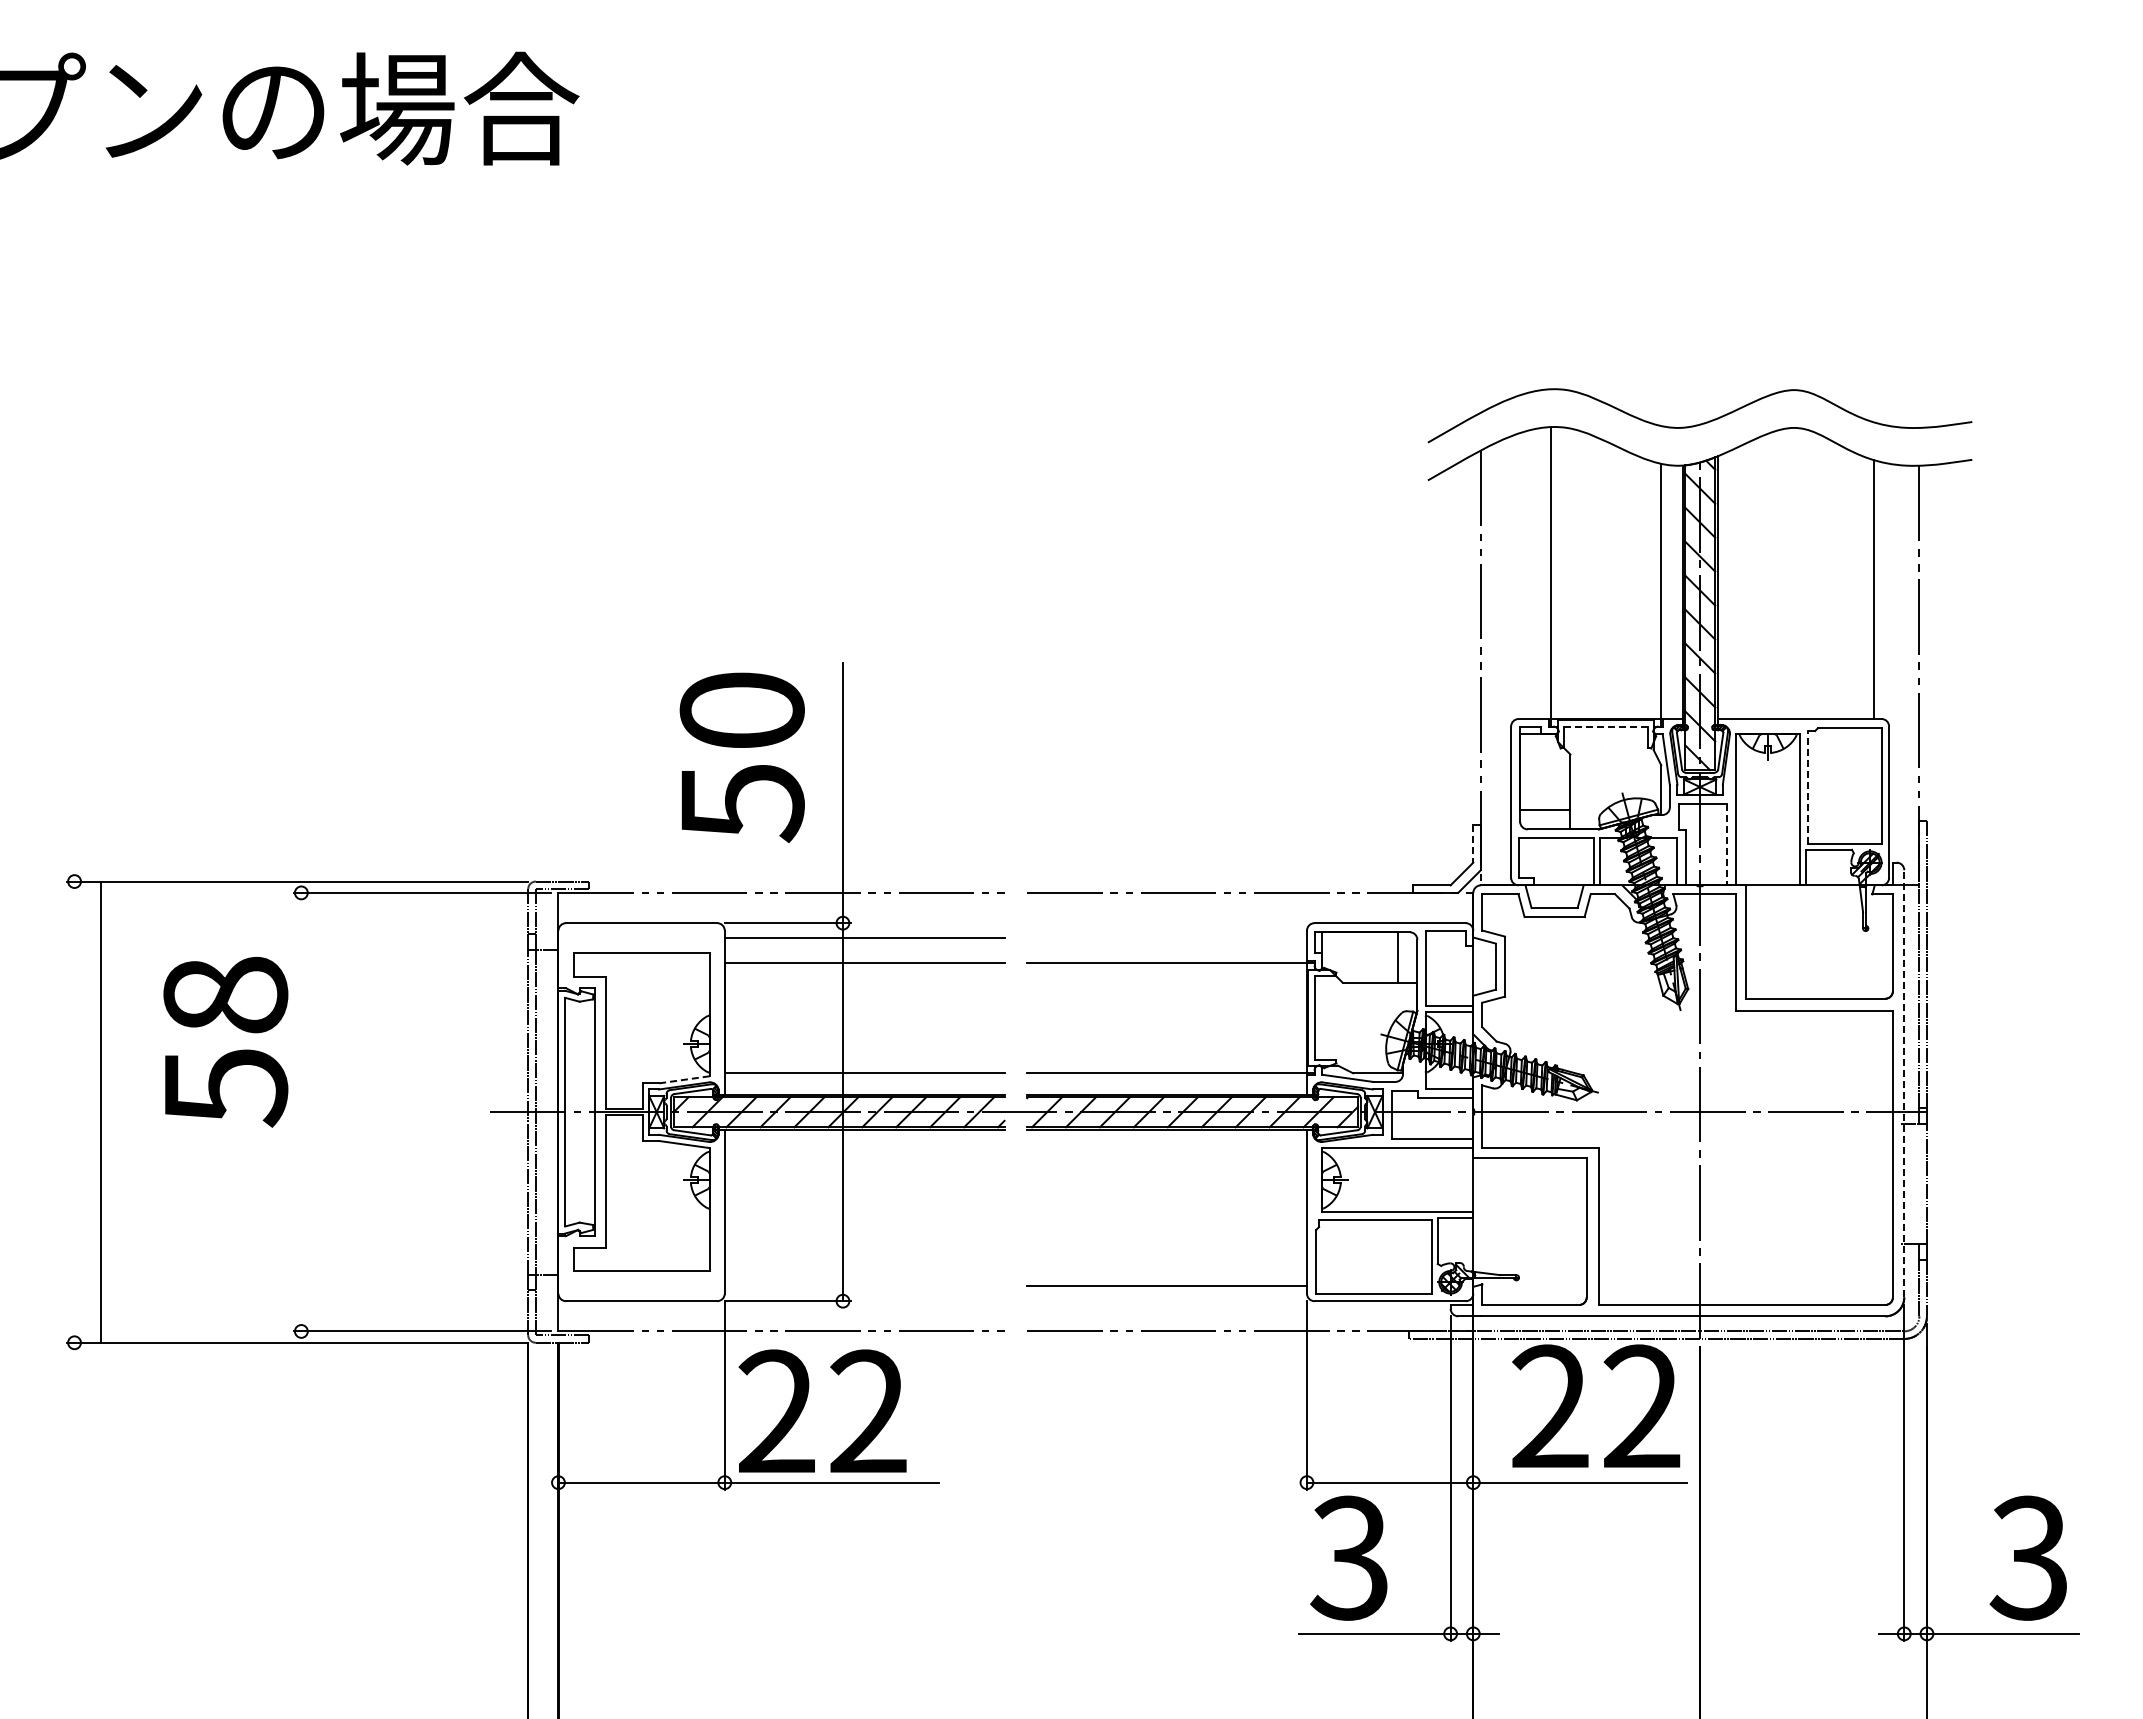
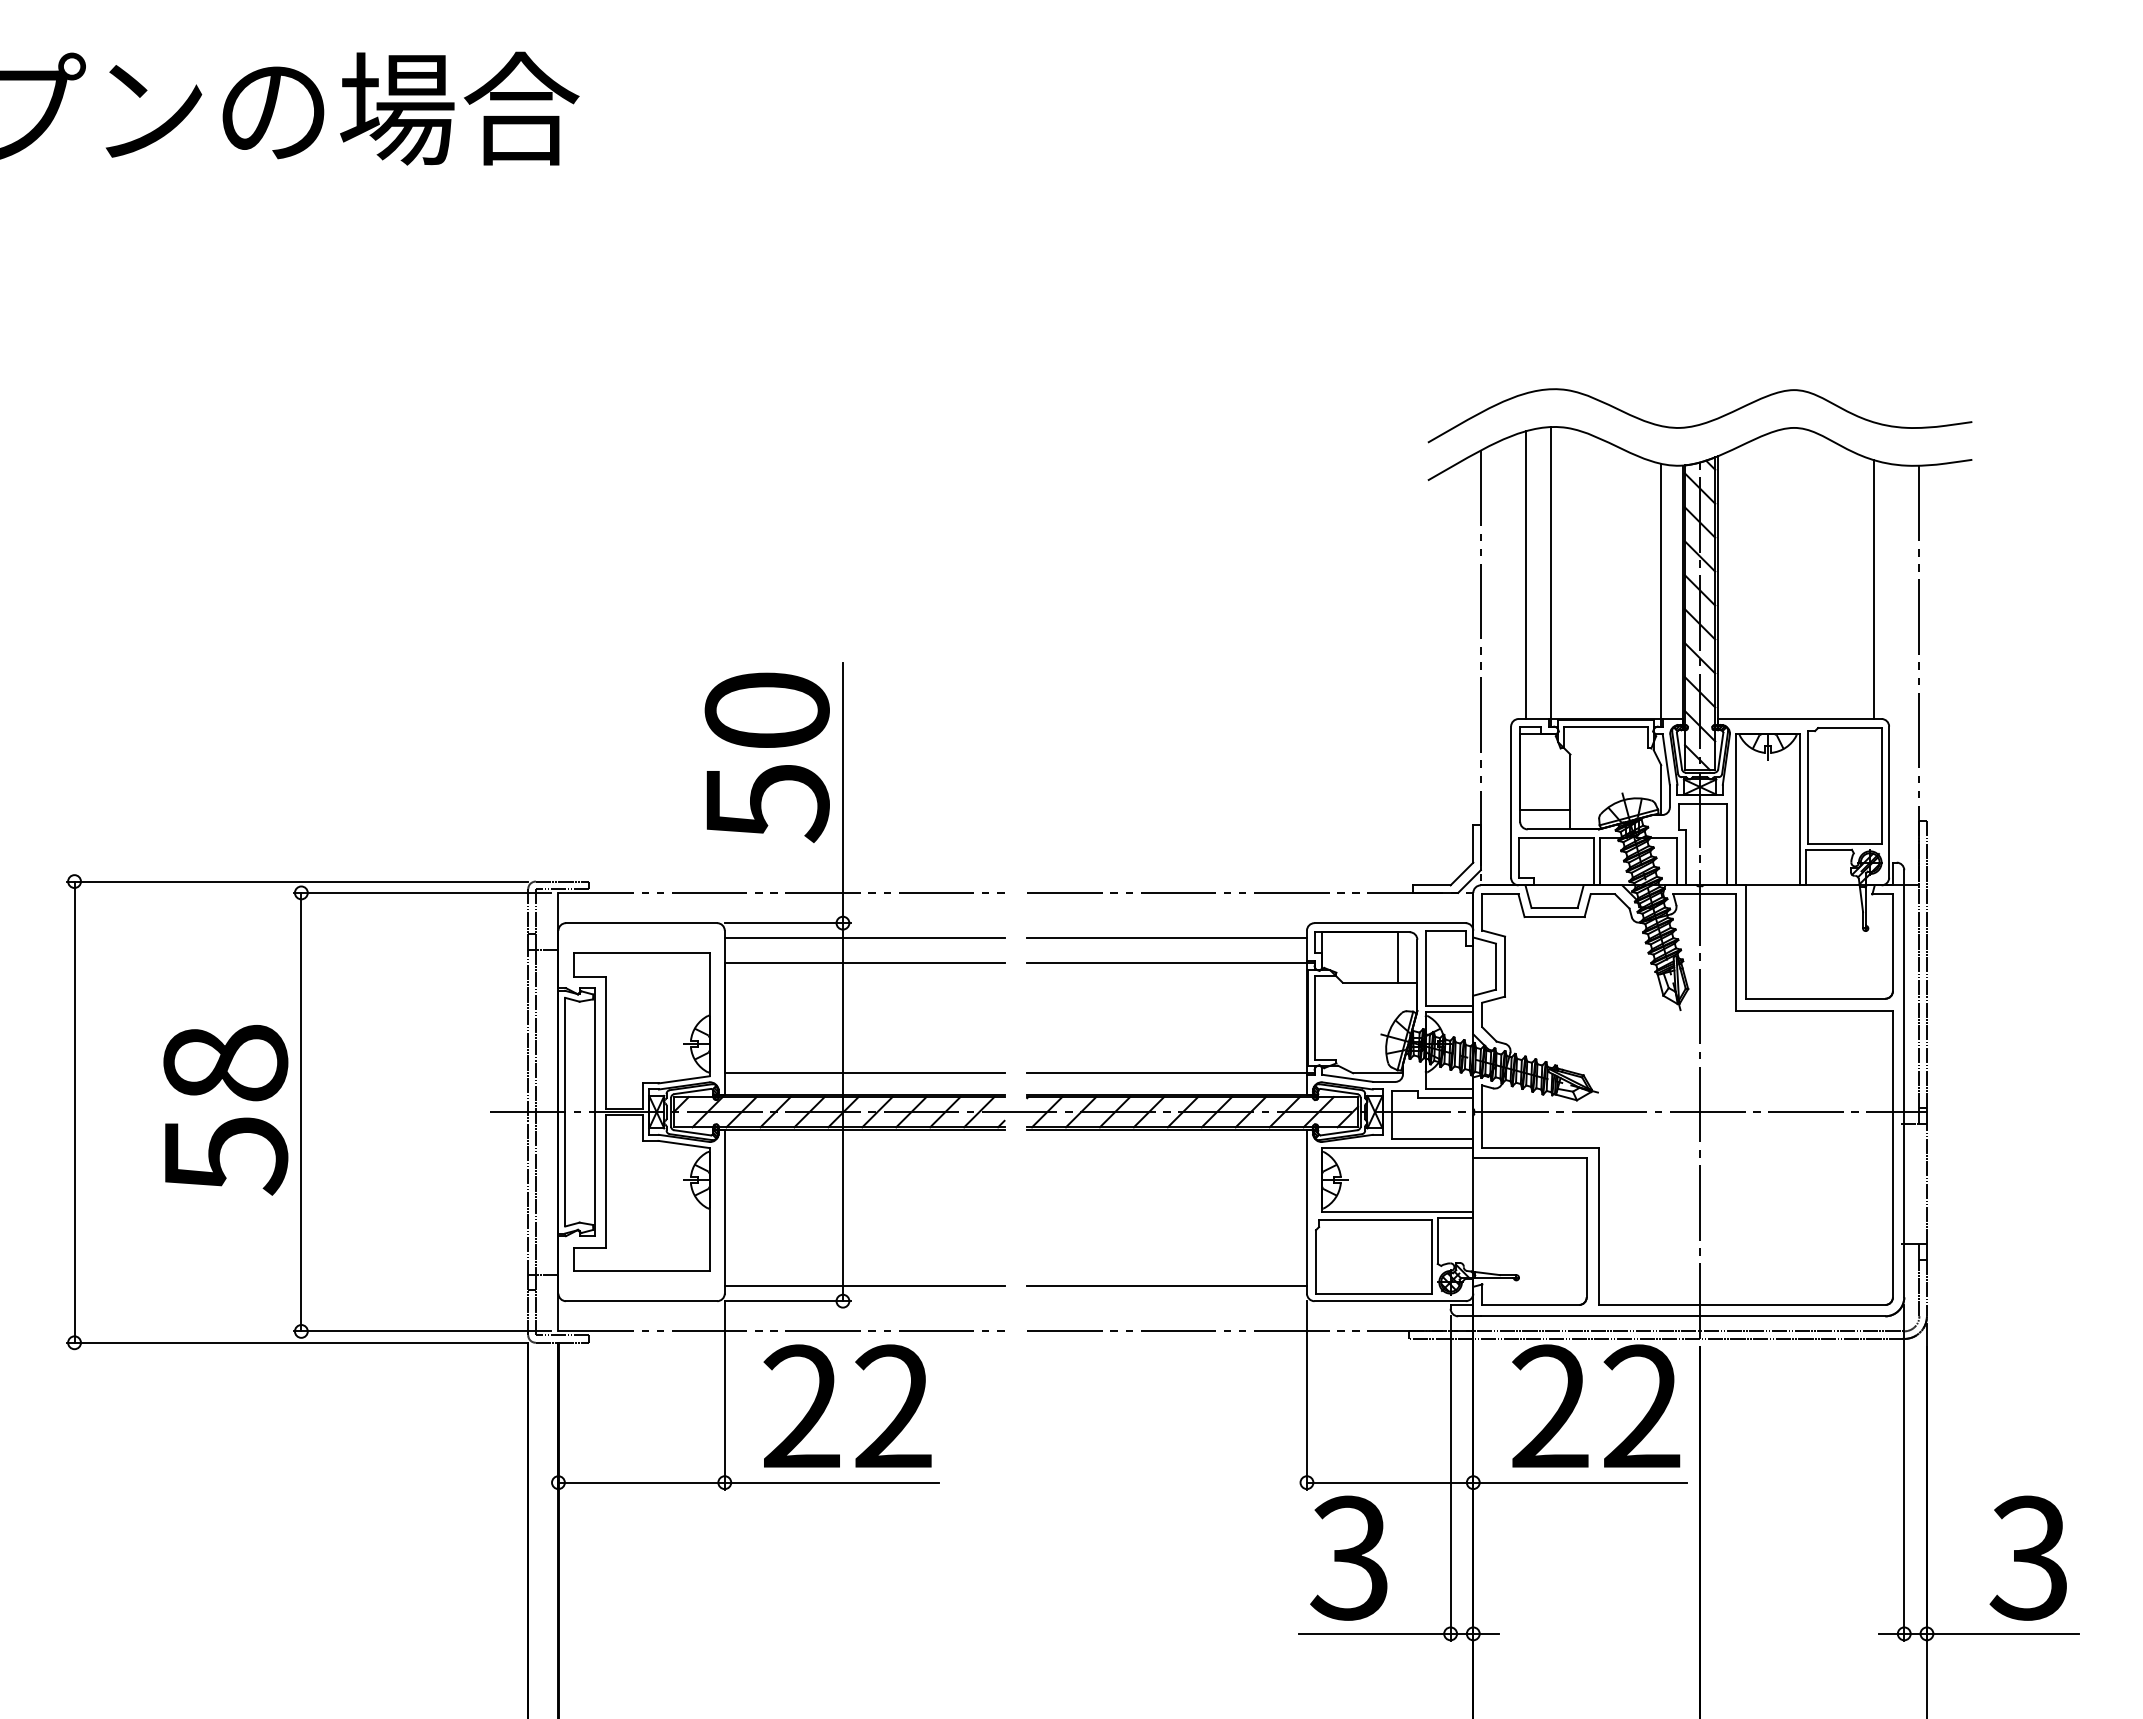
line: none -> present (1526, 575)
line: dashed -> solid (1606, 726)
text position: (741, 757) -> (766, 757) (766, 757)
line: dashed -> solid (1807, 786)
line: dashed -> solid (1473, 843)
line: dashed -> solid (1727, 844)
line: none -> present (1166, 938)
text position: (225, 1042) -> (225, 1110) (225, 1110)
line: dashed -> solid (684, 1079)
line: dashed -> solid (1904, 1083)
line position: (100, 1111) -> (74, 1111) (74, 1111)
line: none -> present (301, 1111)
line: none -> present (864, 1286)
text position: (822, 1410) -> (847, 1405) (847, 1405)
